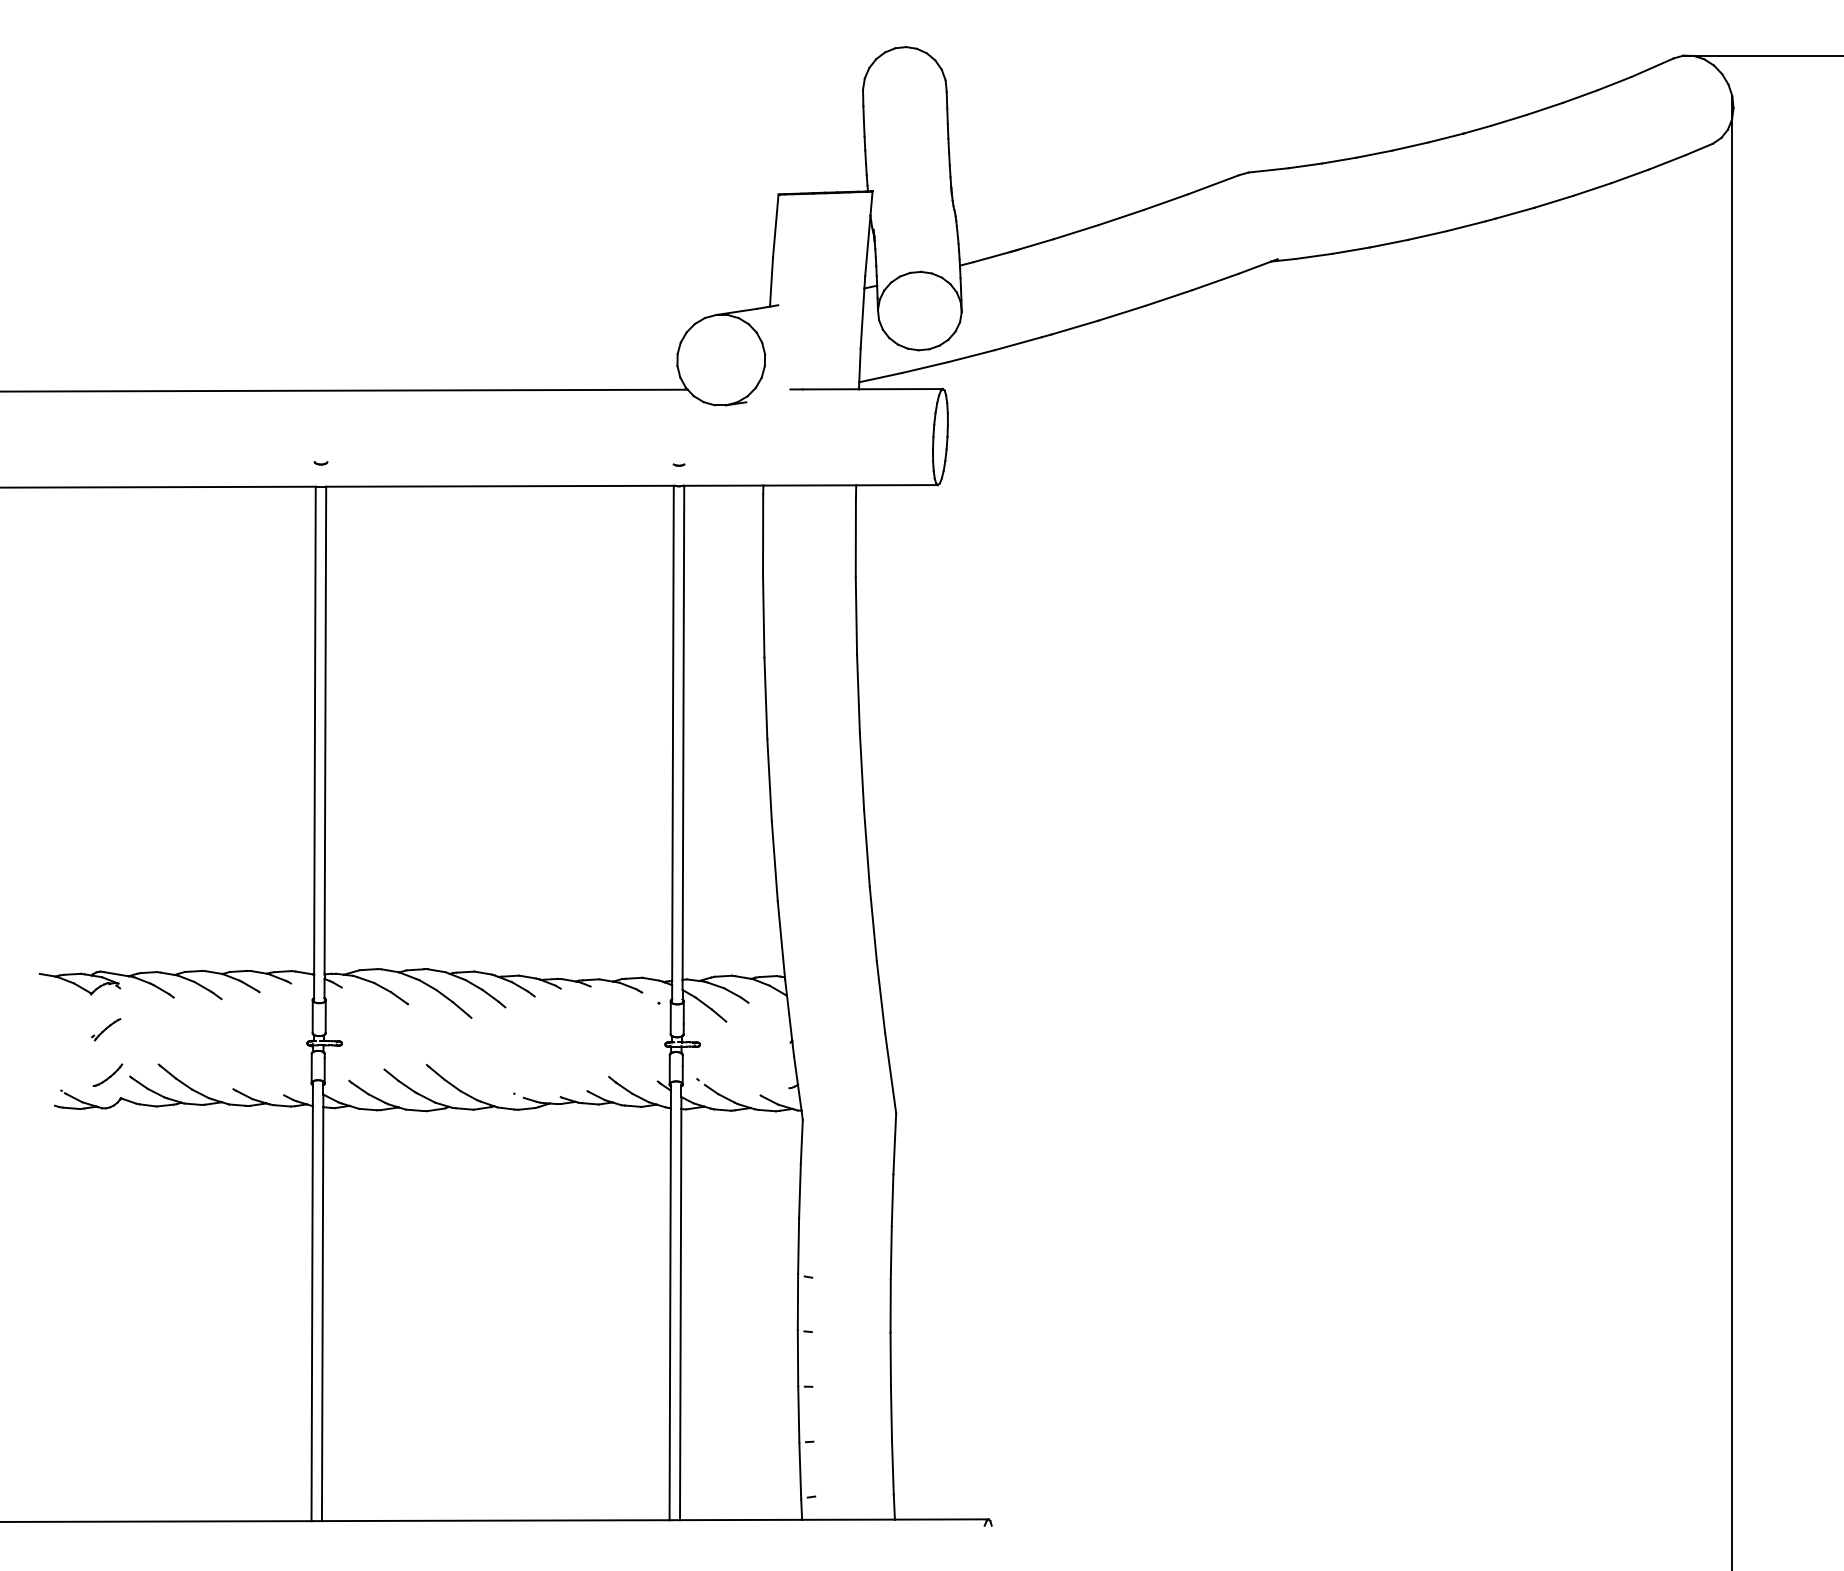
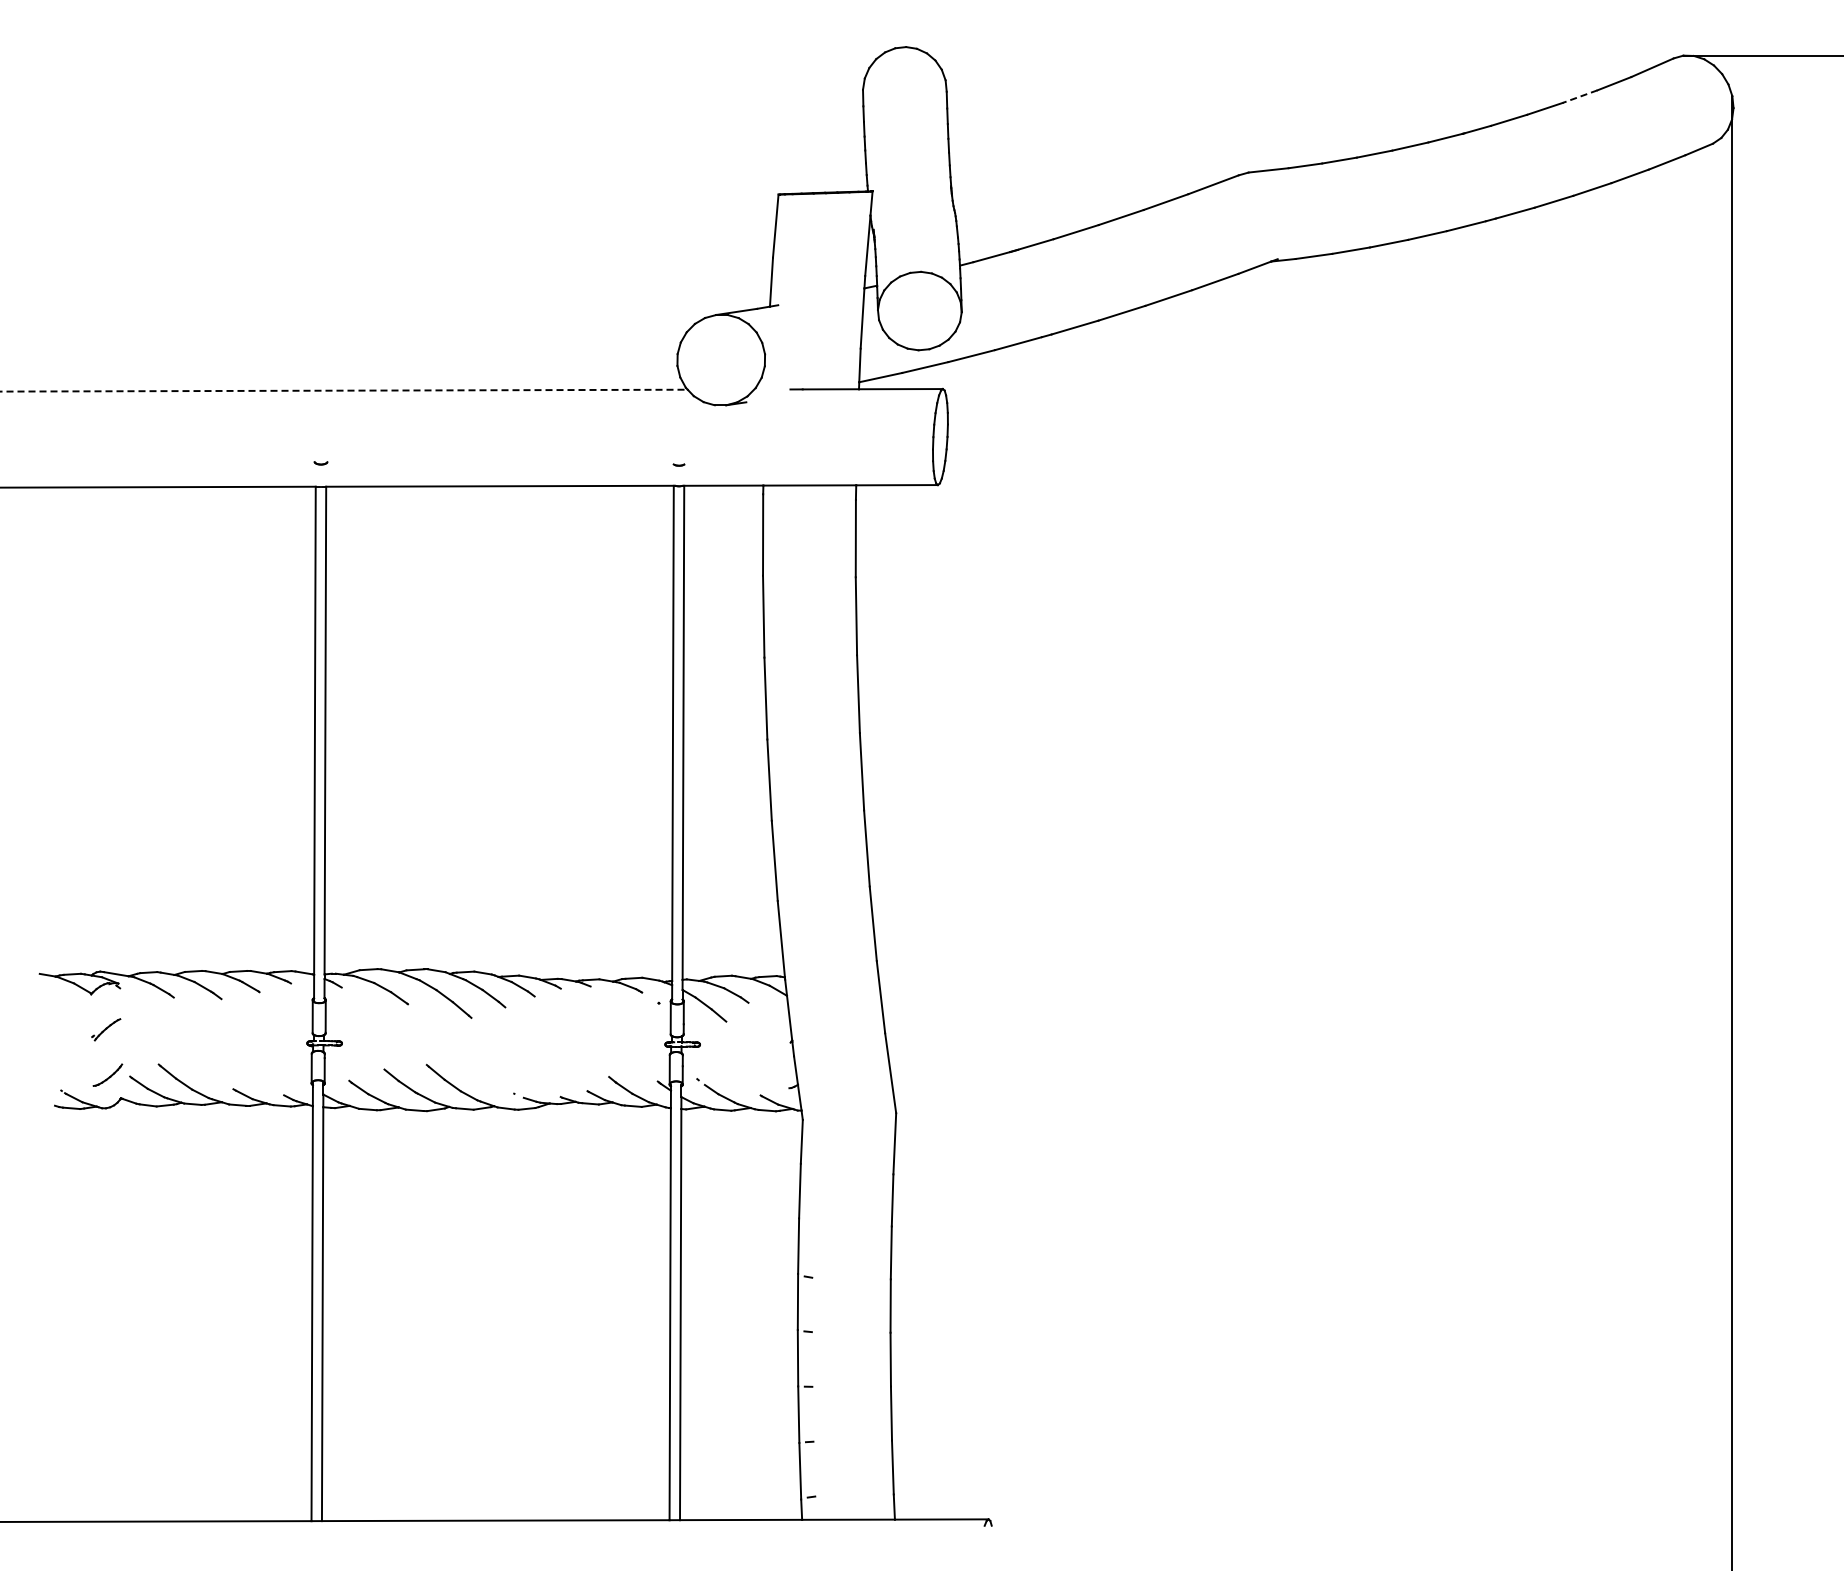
line: solid -> dashed (1580, 96)
line: solid -> dashed (343, 390)
